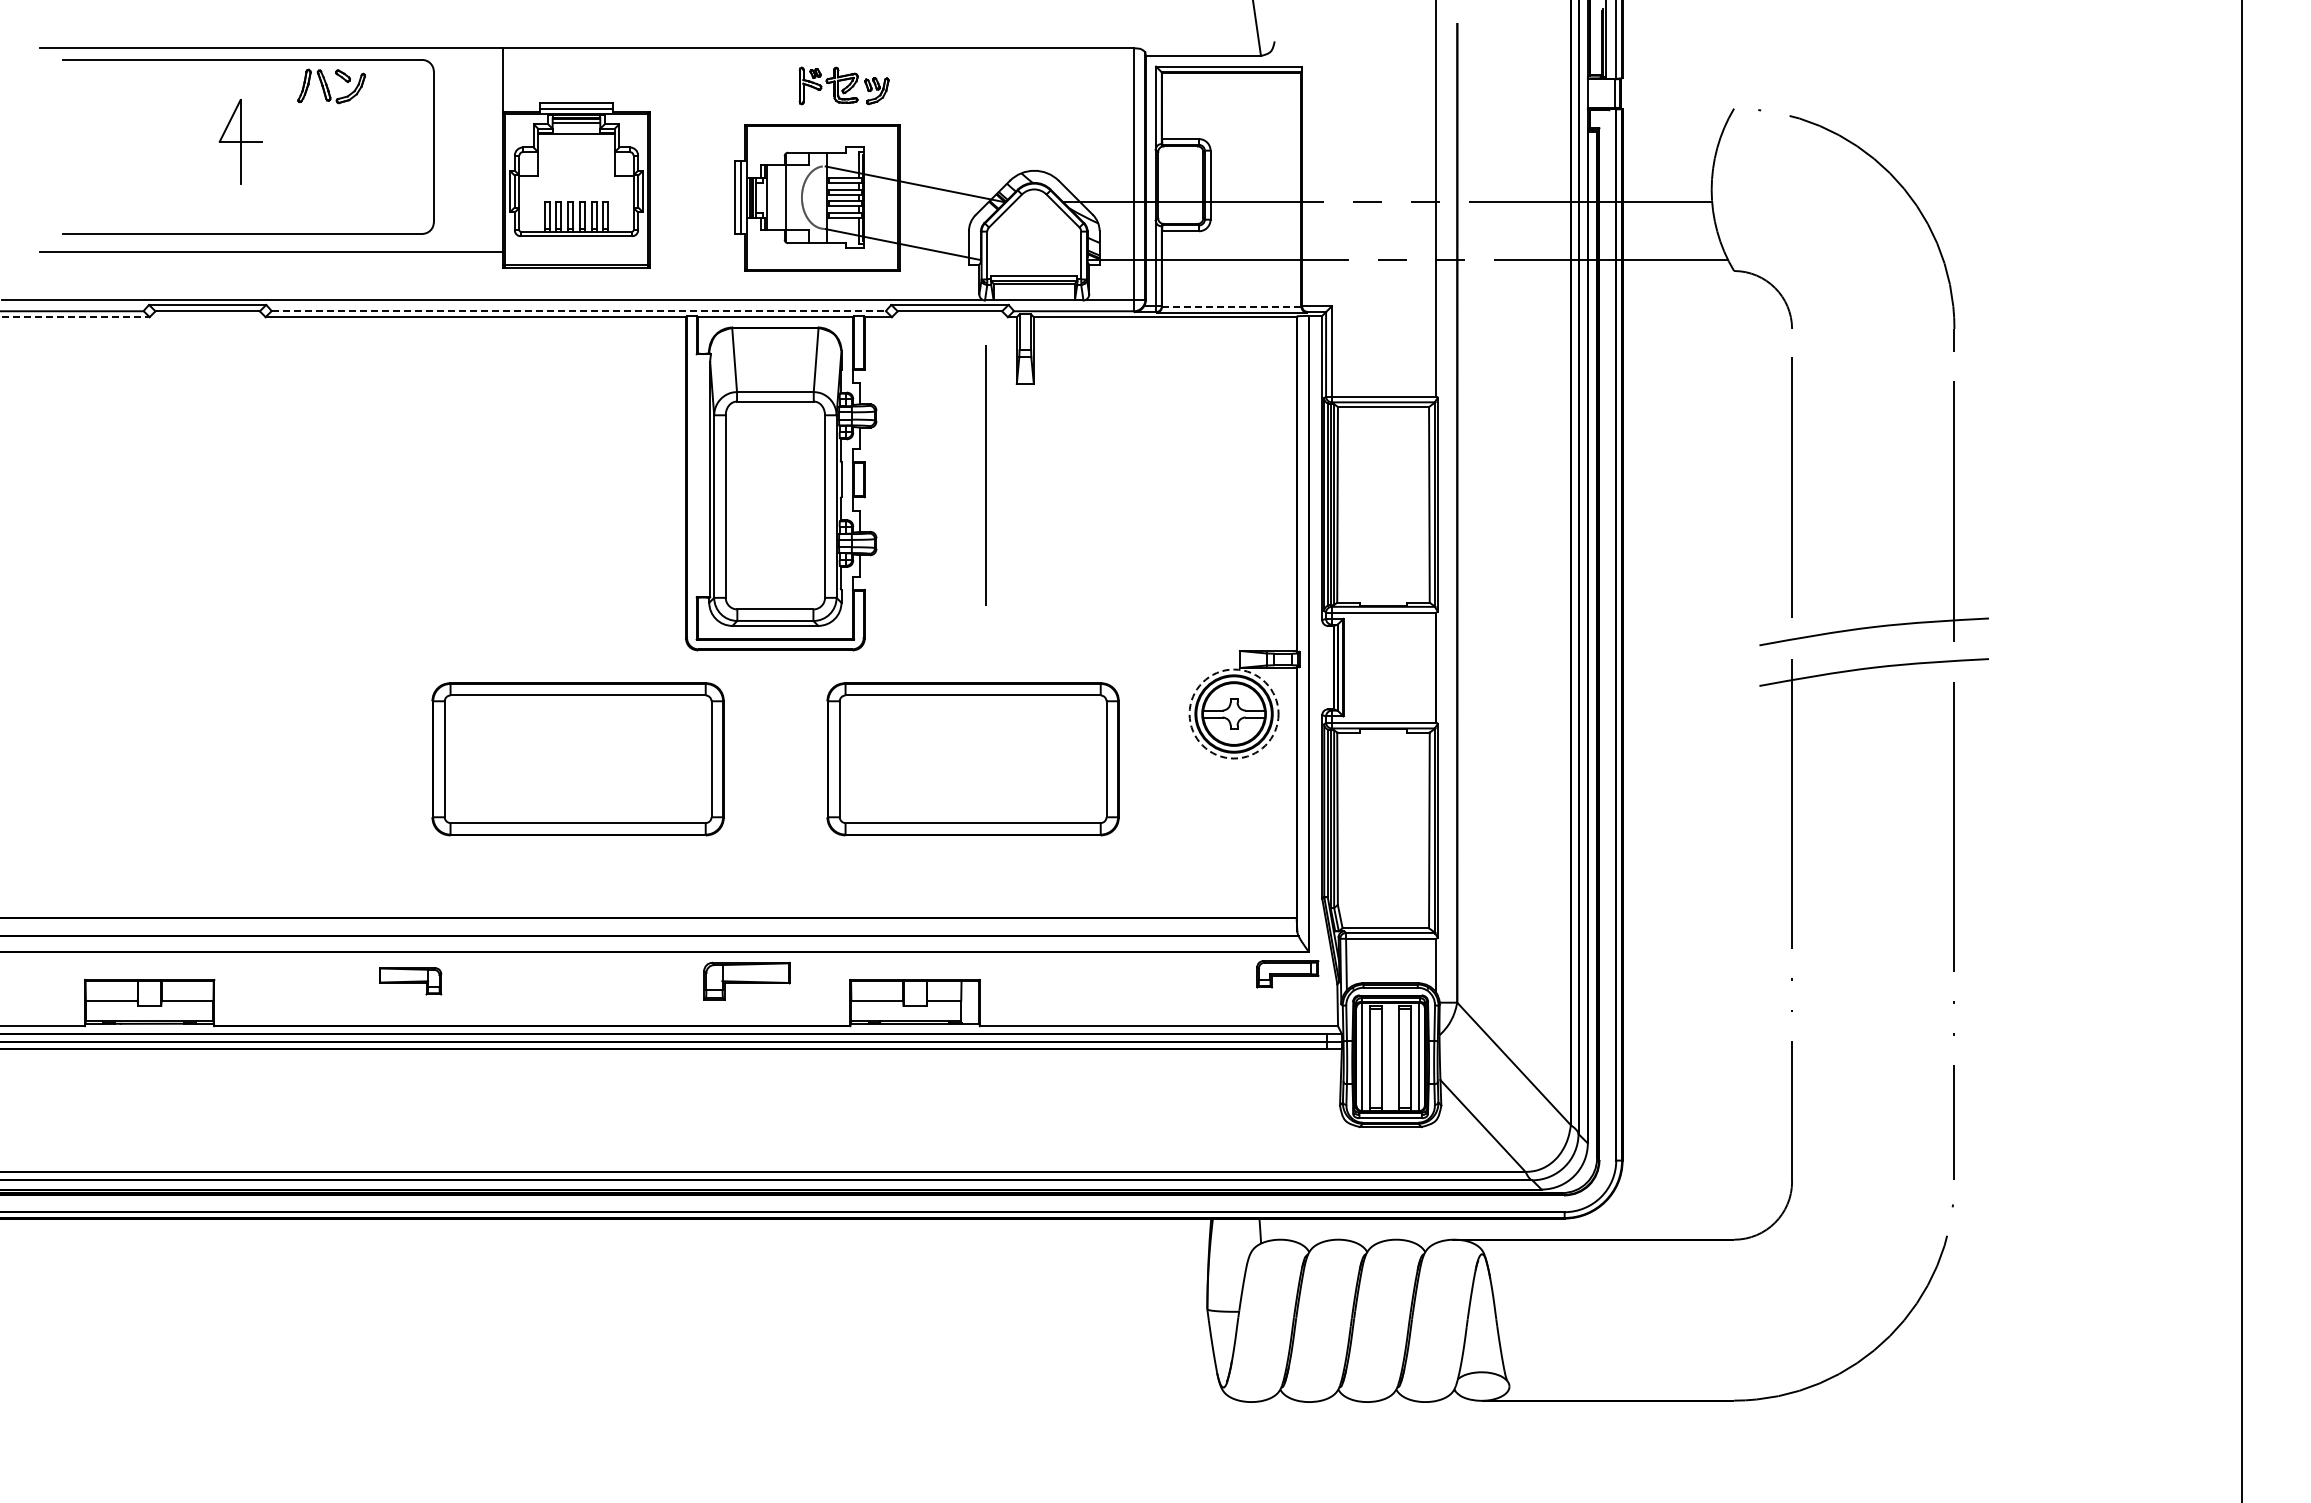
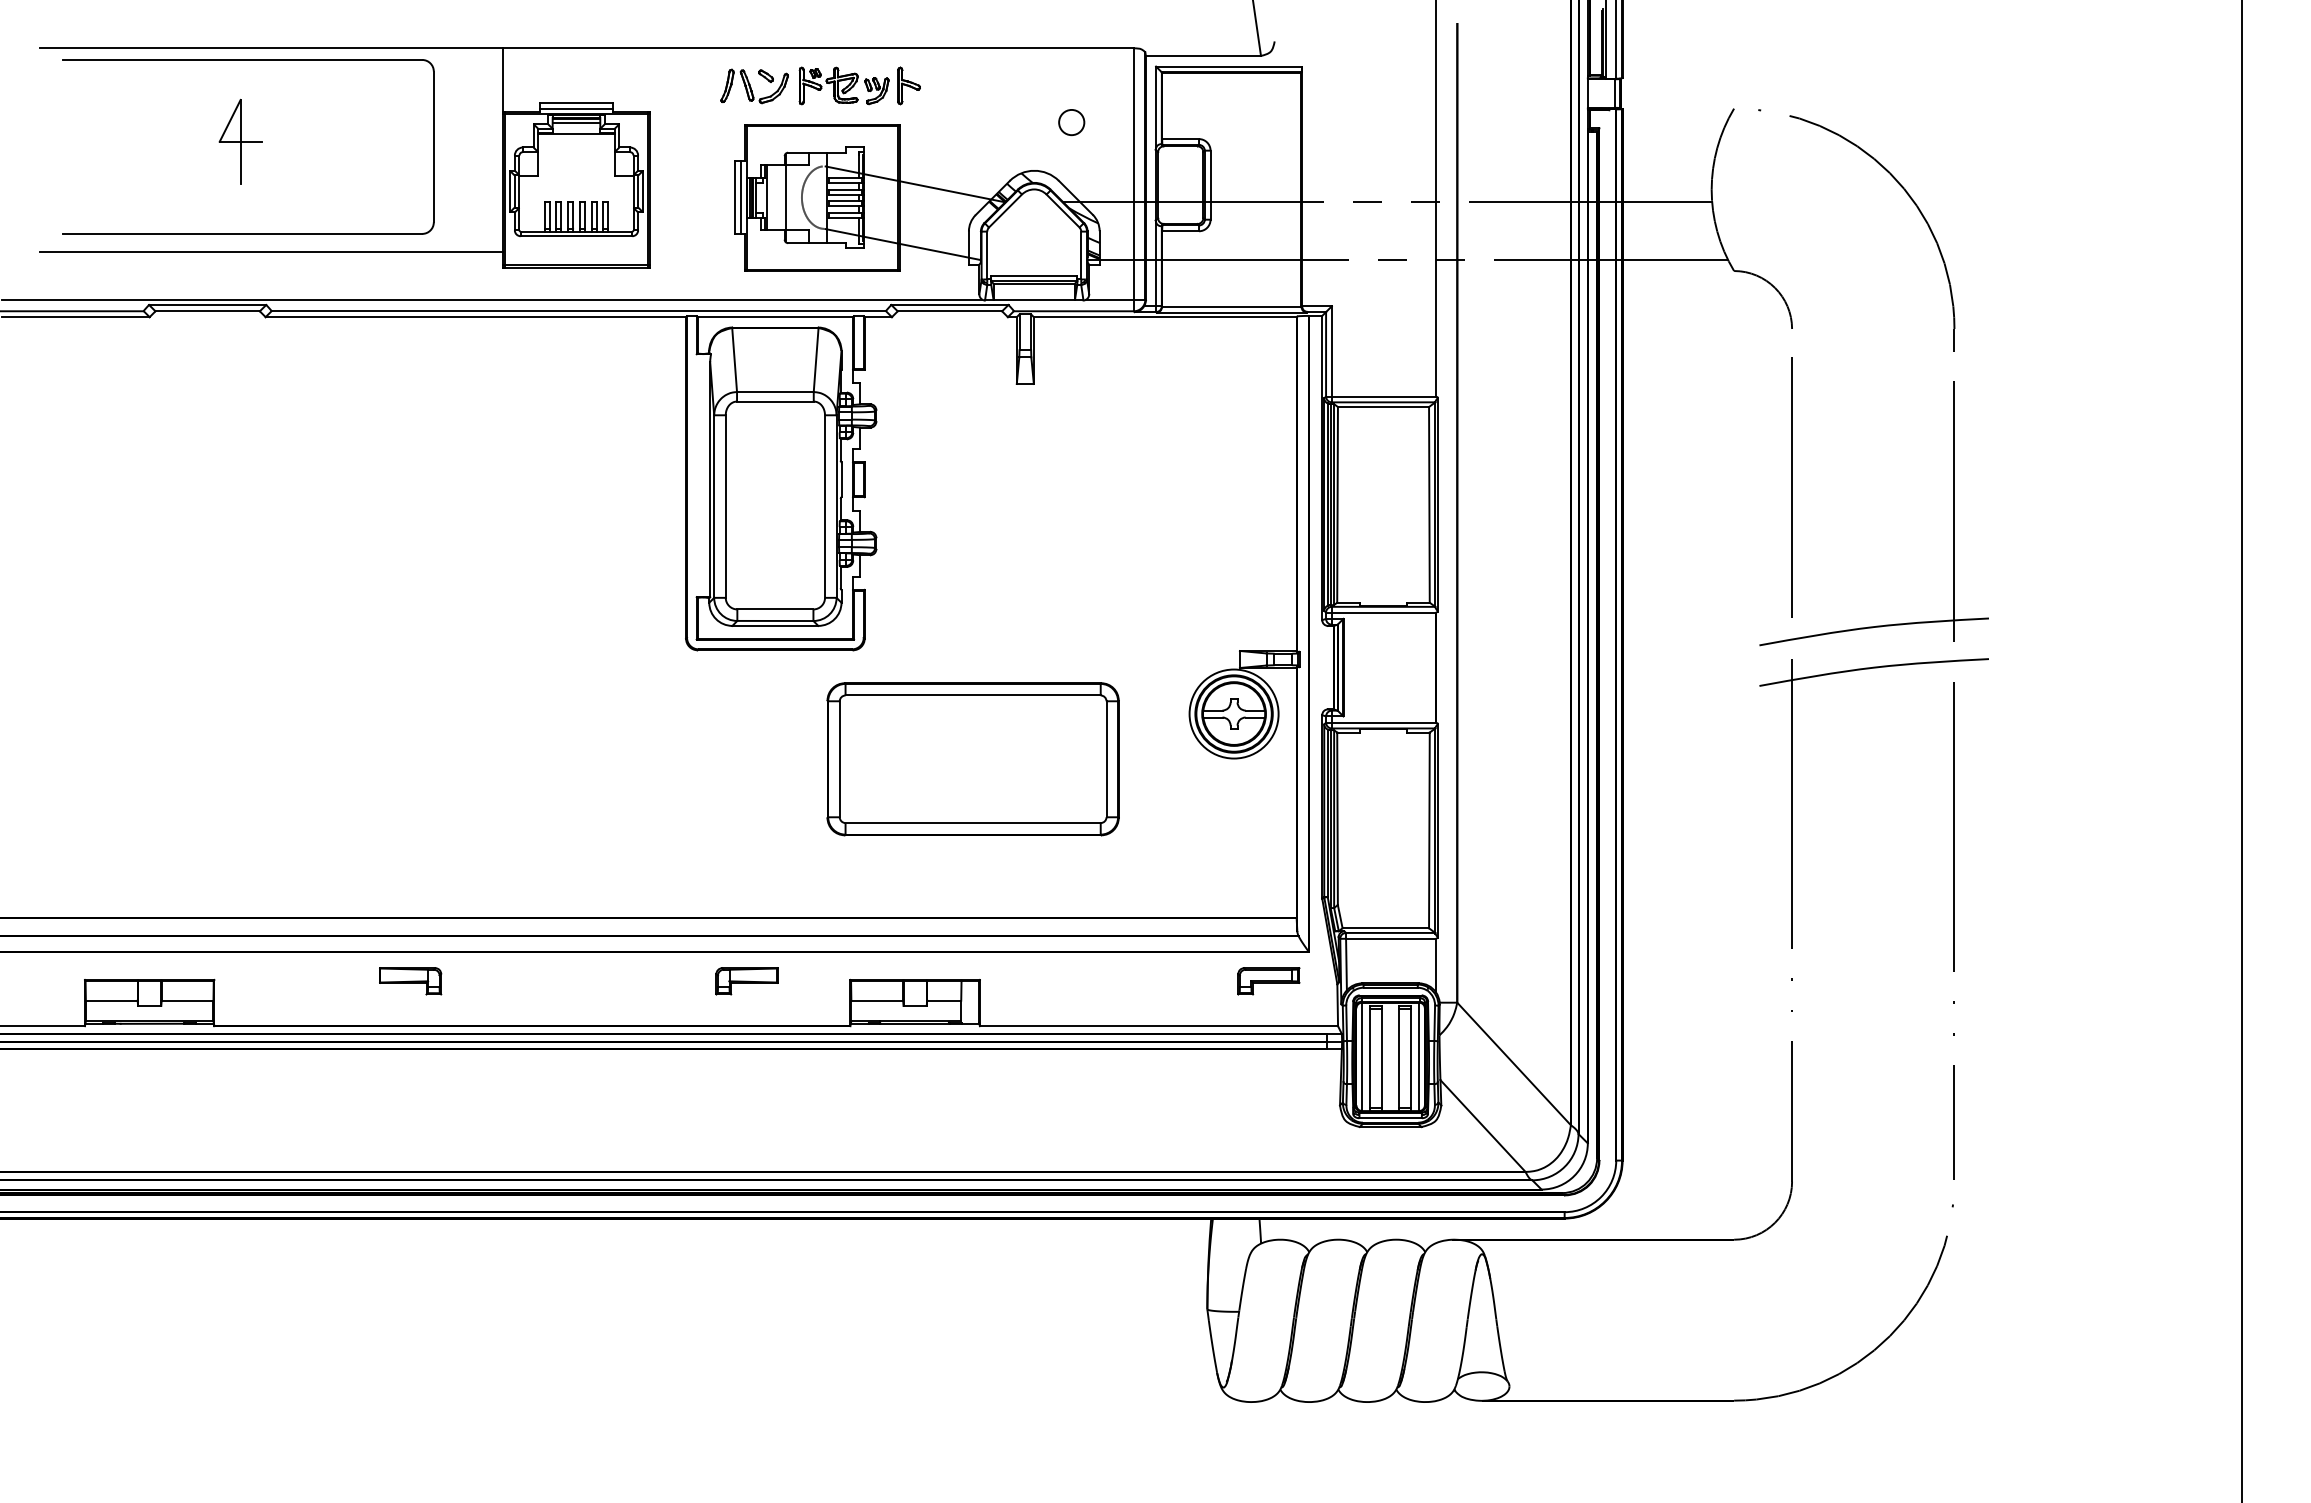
part: none -> present (908, 85)
part position: (331, 86) -> (754, 86) (754, 86)
circle: none -> present (1071, 122)
line: dashed -> solid (1231, 306)
line: dashed -> solid (579, 311)
line: dashed -> solid (76, 317)
line: present -> none (985, 475)
circle: dashed -> solid (1233, 713)
part: present -> none (577, 759)
part position: (1287, 974) -> (1268, 981) (1268, 981)
part size: 88x40 px -> 64x29 px (746, 981)
